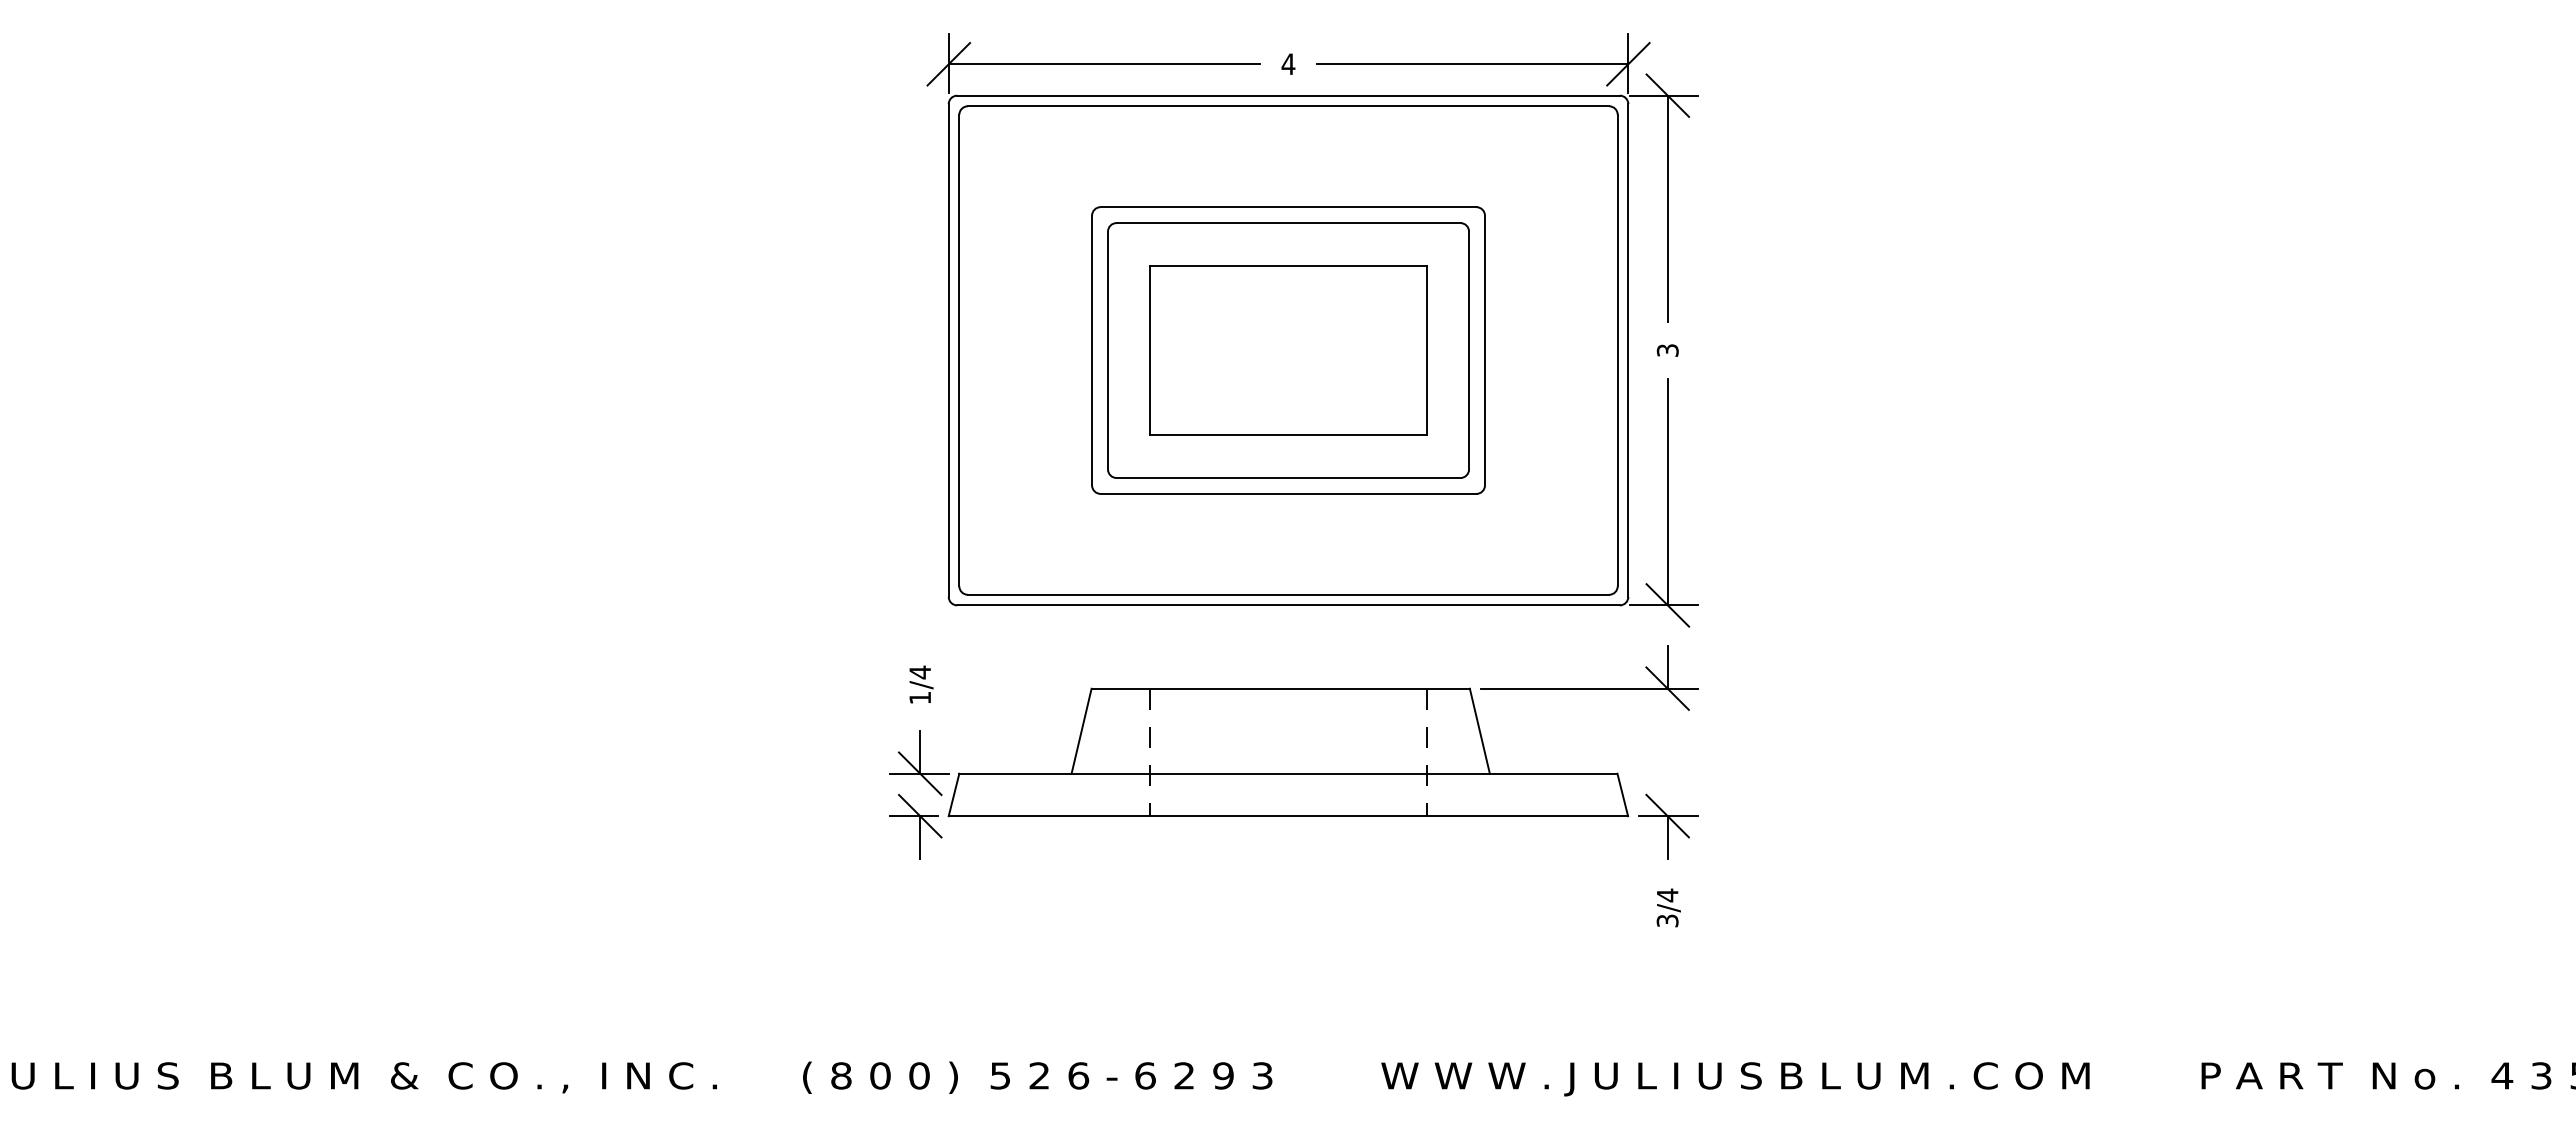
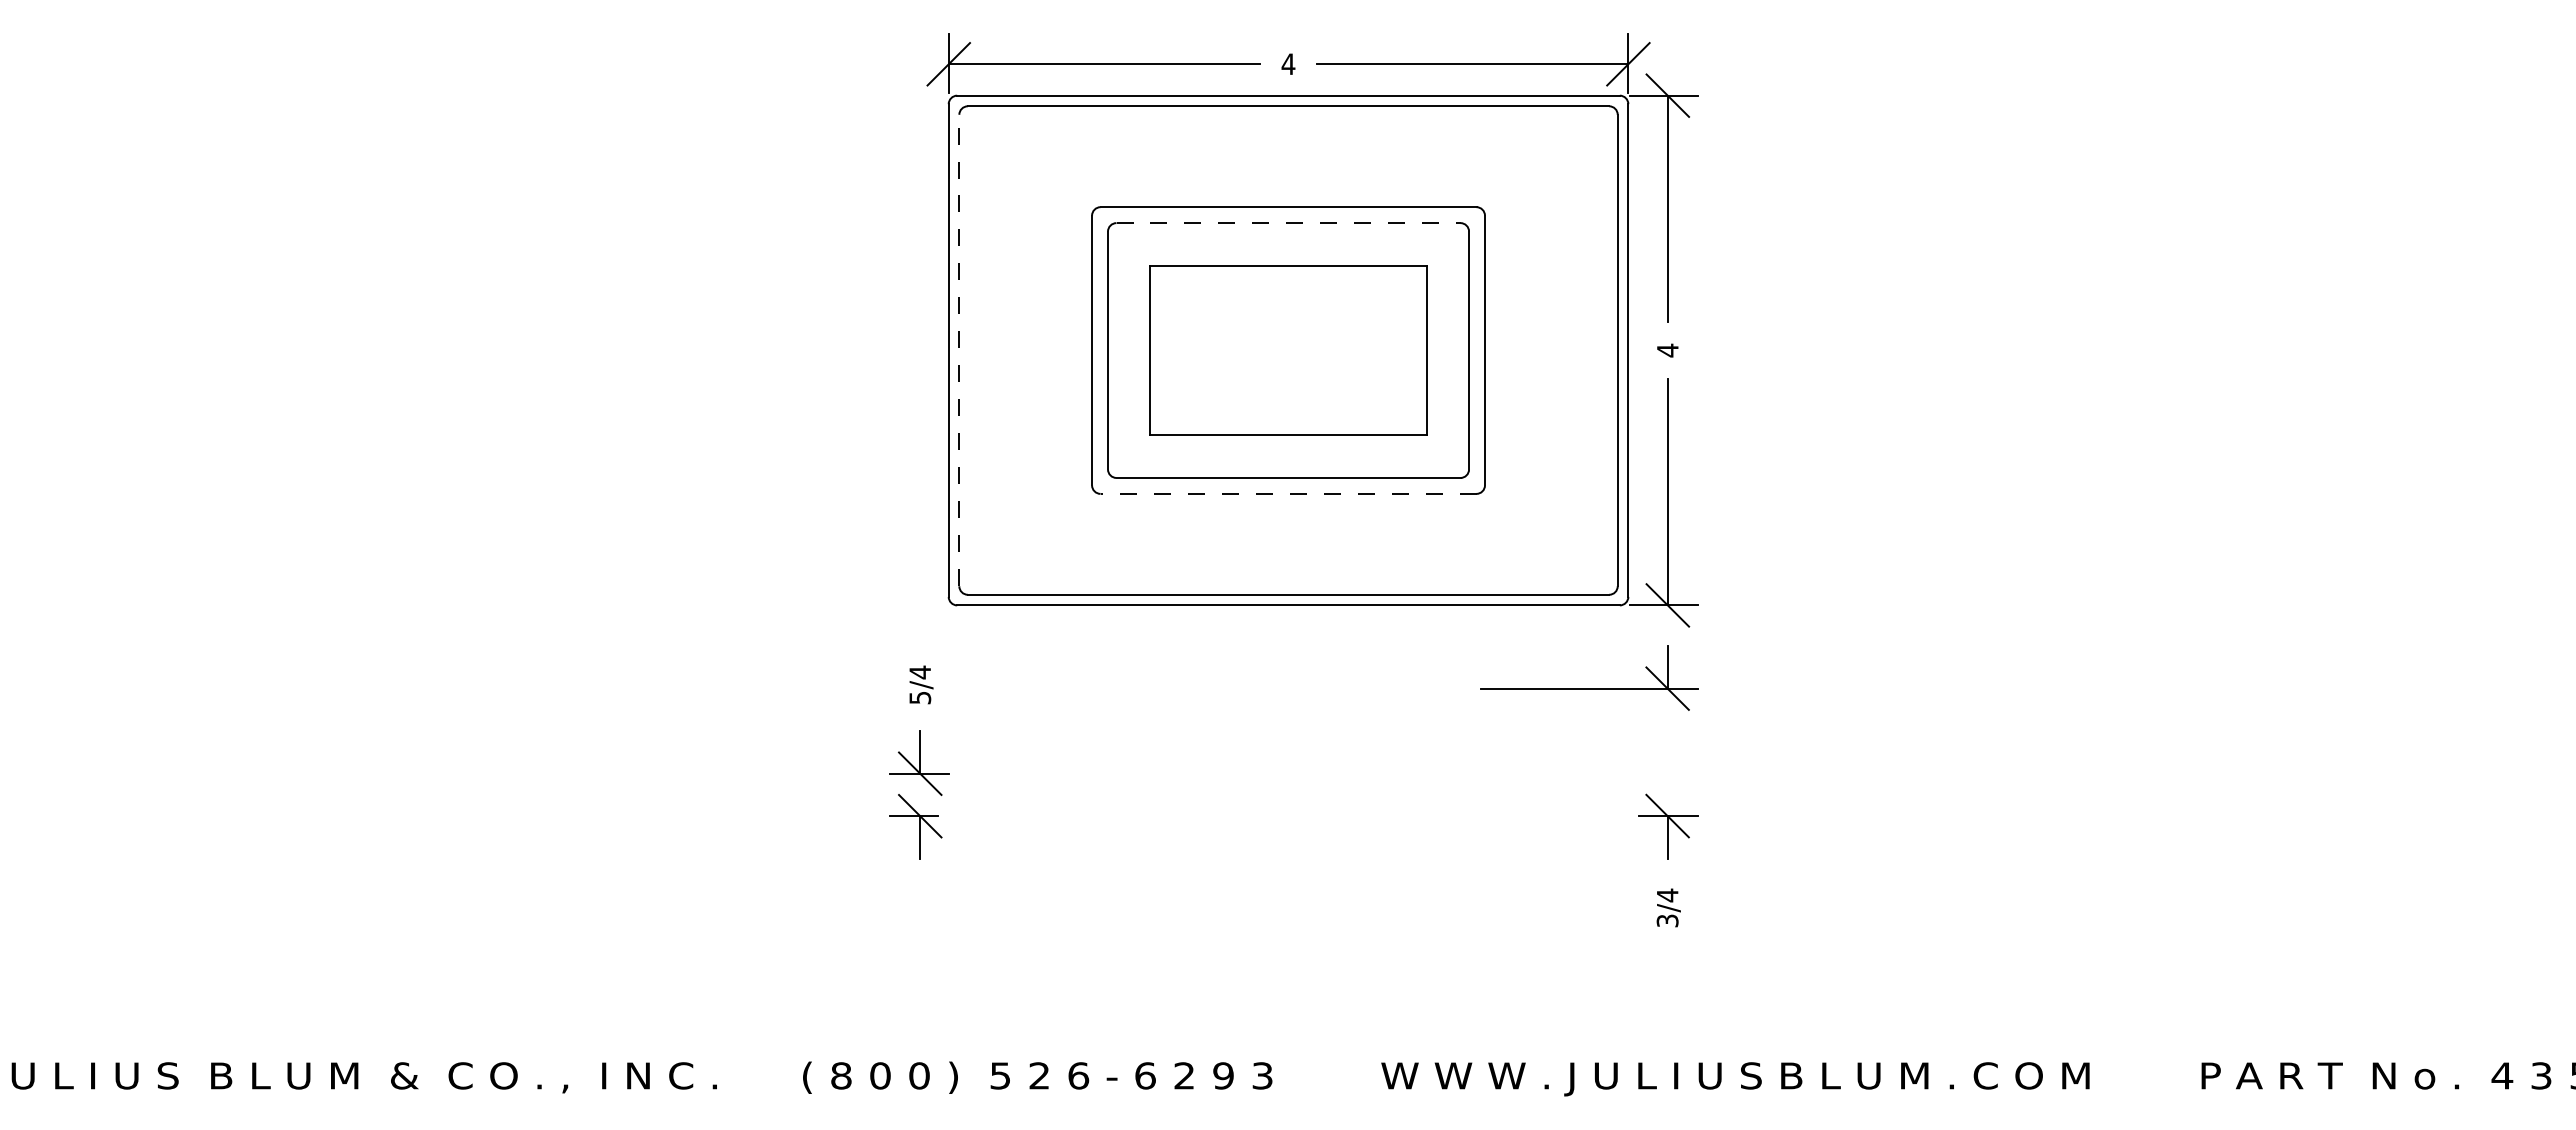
line: solid -> dashed (1289, 223)
line: solid -> dashed (959, 350)
text: 3 -> 4 (1667, 350)
line: solid -> dashed (1288, 493)
text: 1/4 -> 5/4 (920, 698)
part: present -> none (1288, 752)
